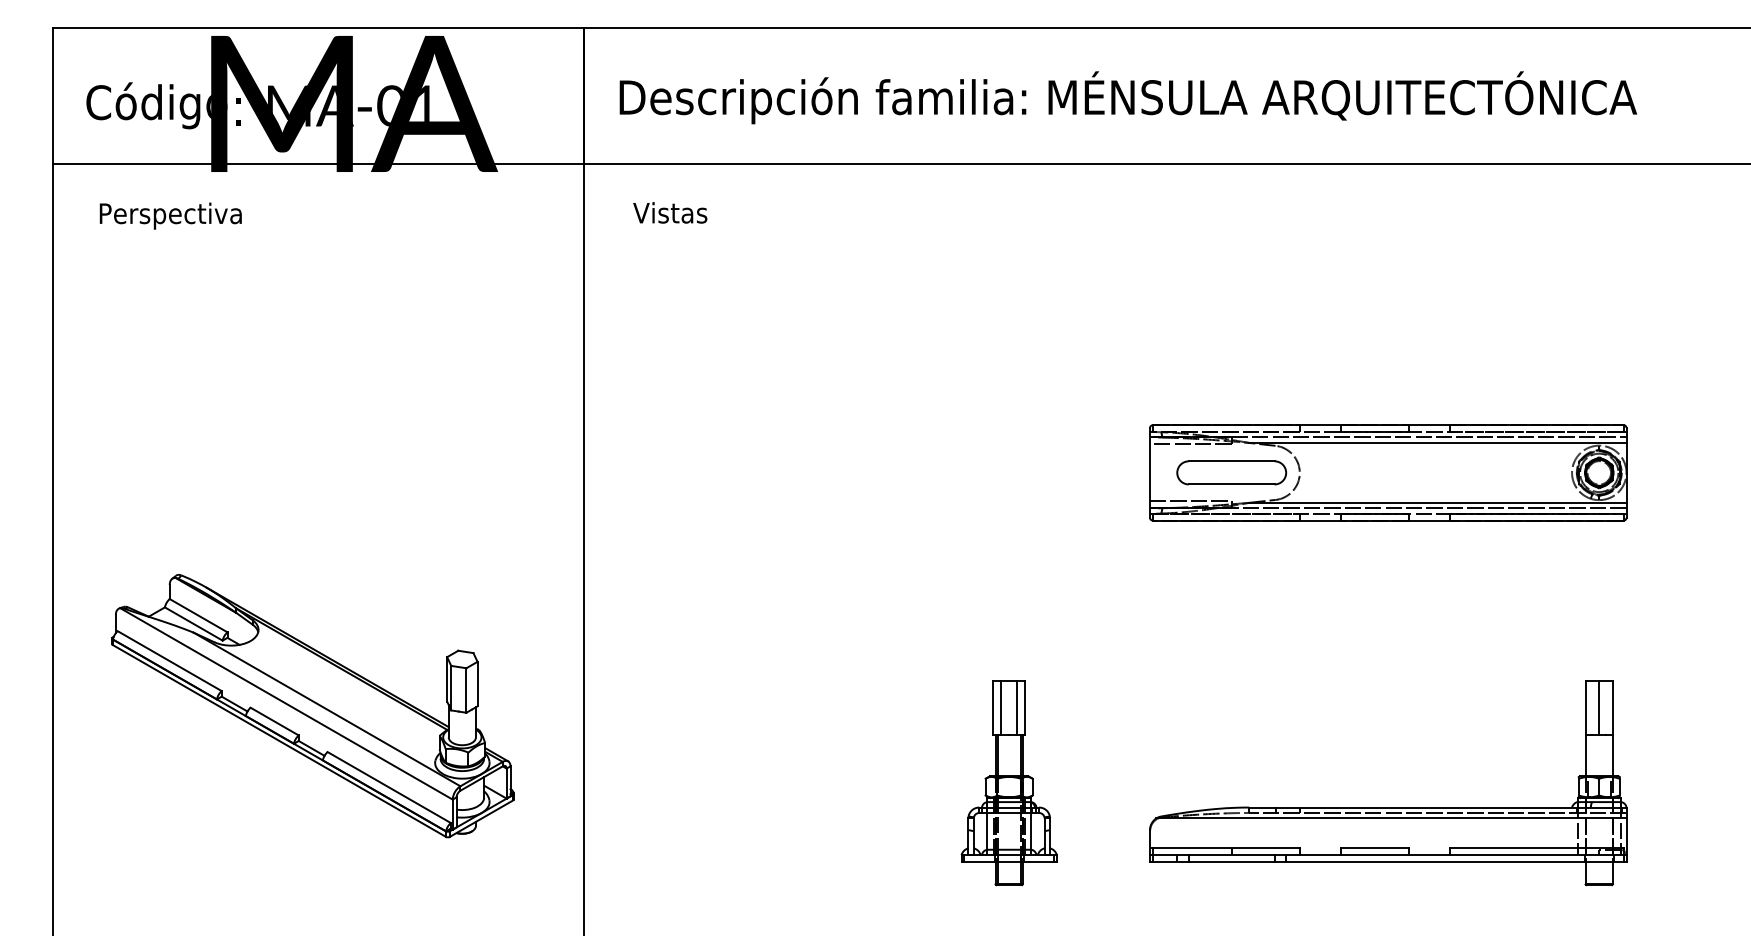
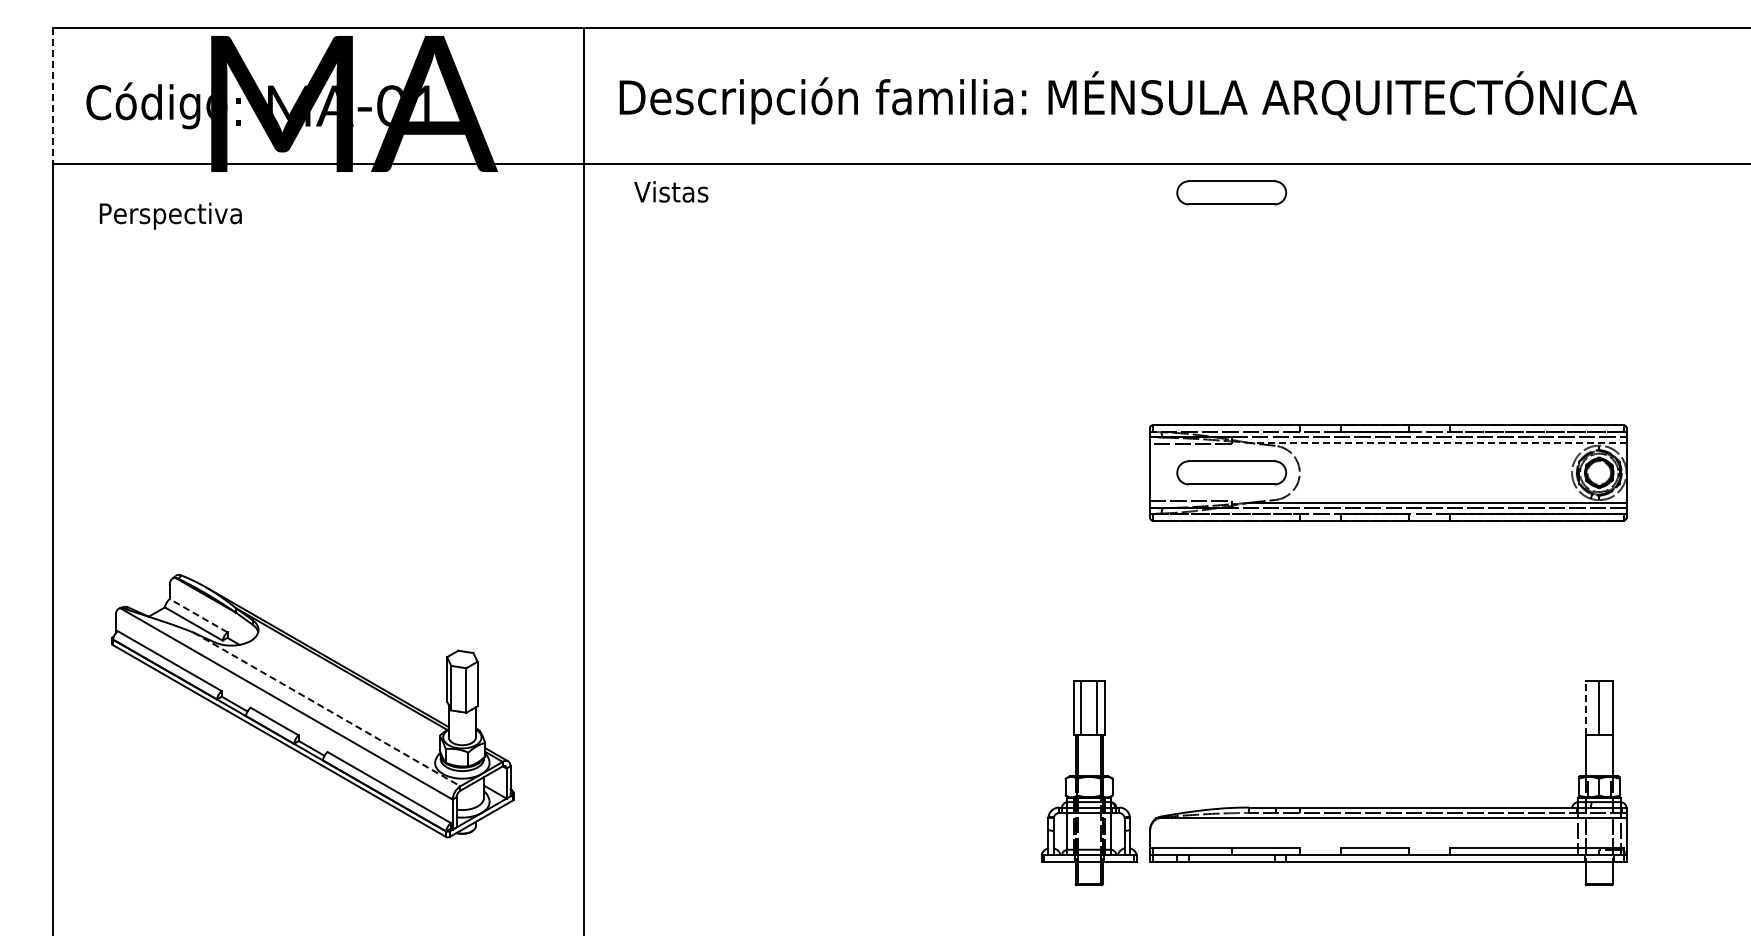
line: solid -> dashed (52, 96)
part: none -> present (1231, 192)
text position: (670, 212) -> (671, 191) (671, 191)
line: solid -> dashed (1437, 442)
line: solid -> dashed (198, 615)
line: solid -> dashed (1585, 707)
line: solid -> dashed (327, 709)
part position: (1008, 783) -> (1088, 783) (1088, 783)
